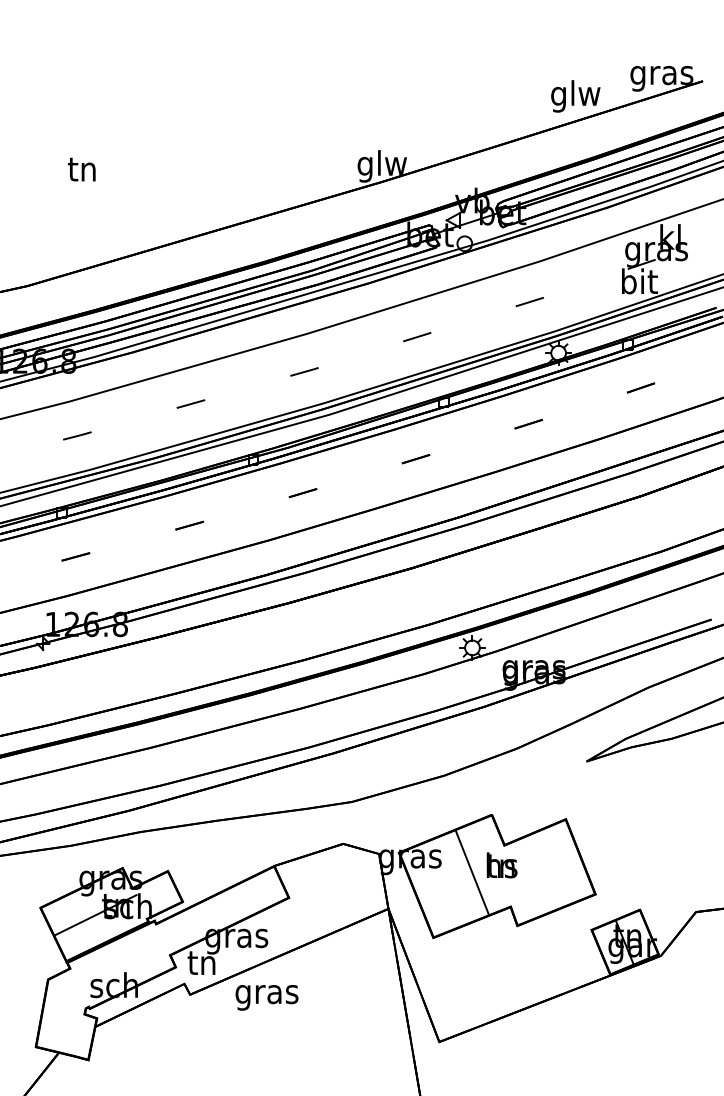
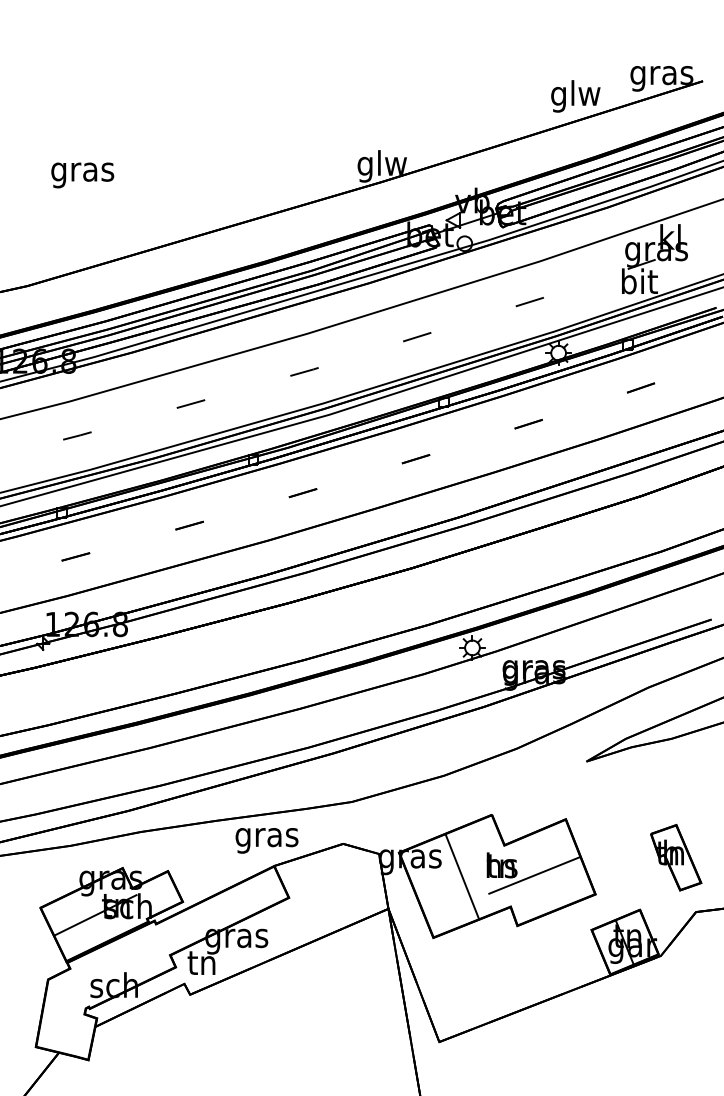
text: tn -> gras (82, 172)
part: none -> present (676, 857)
line position: (471, 872) -> (461, 876) (461, 876)
line: none -> present (534, 875)
text position: (266, 997) -> (266, 840) (266, 840)
